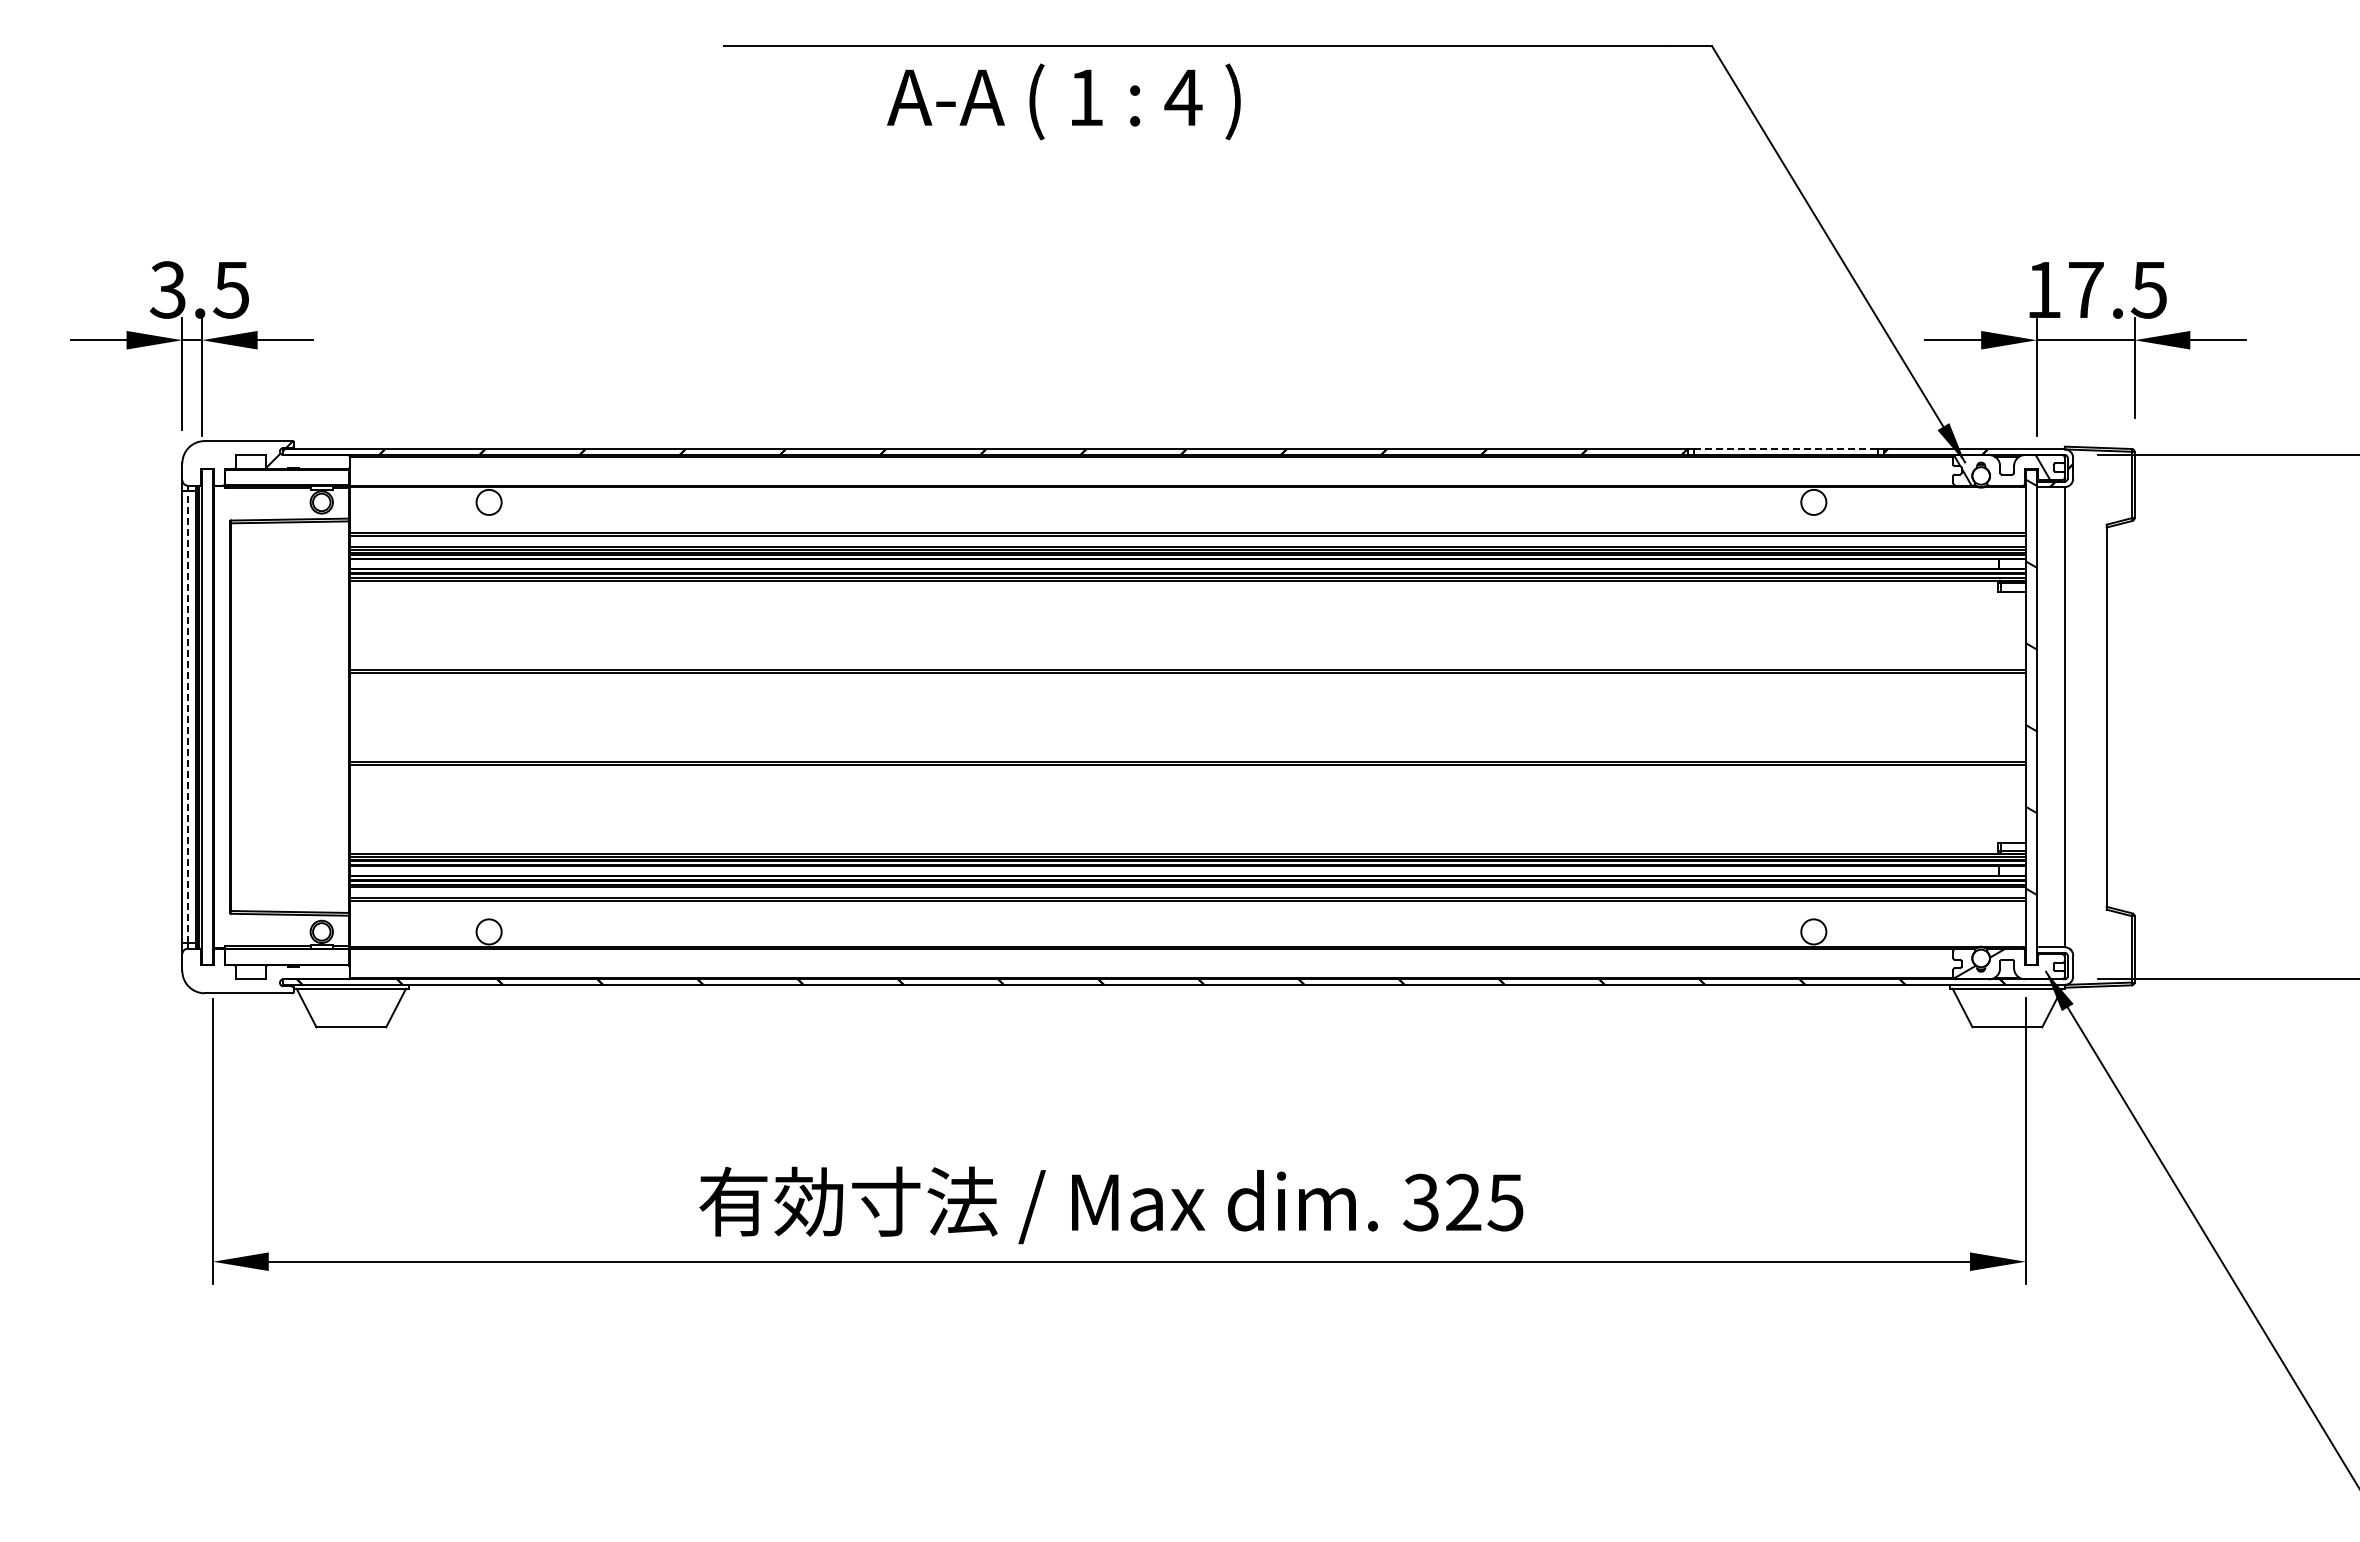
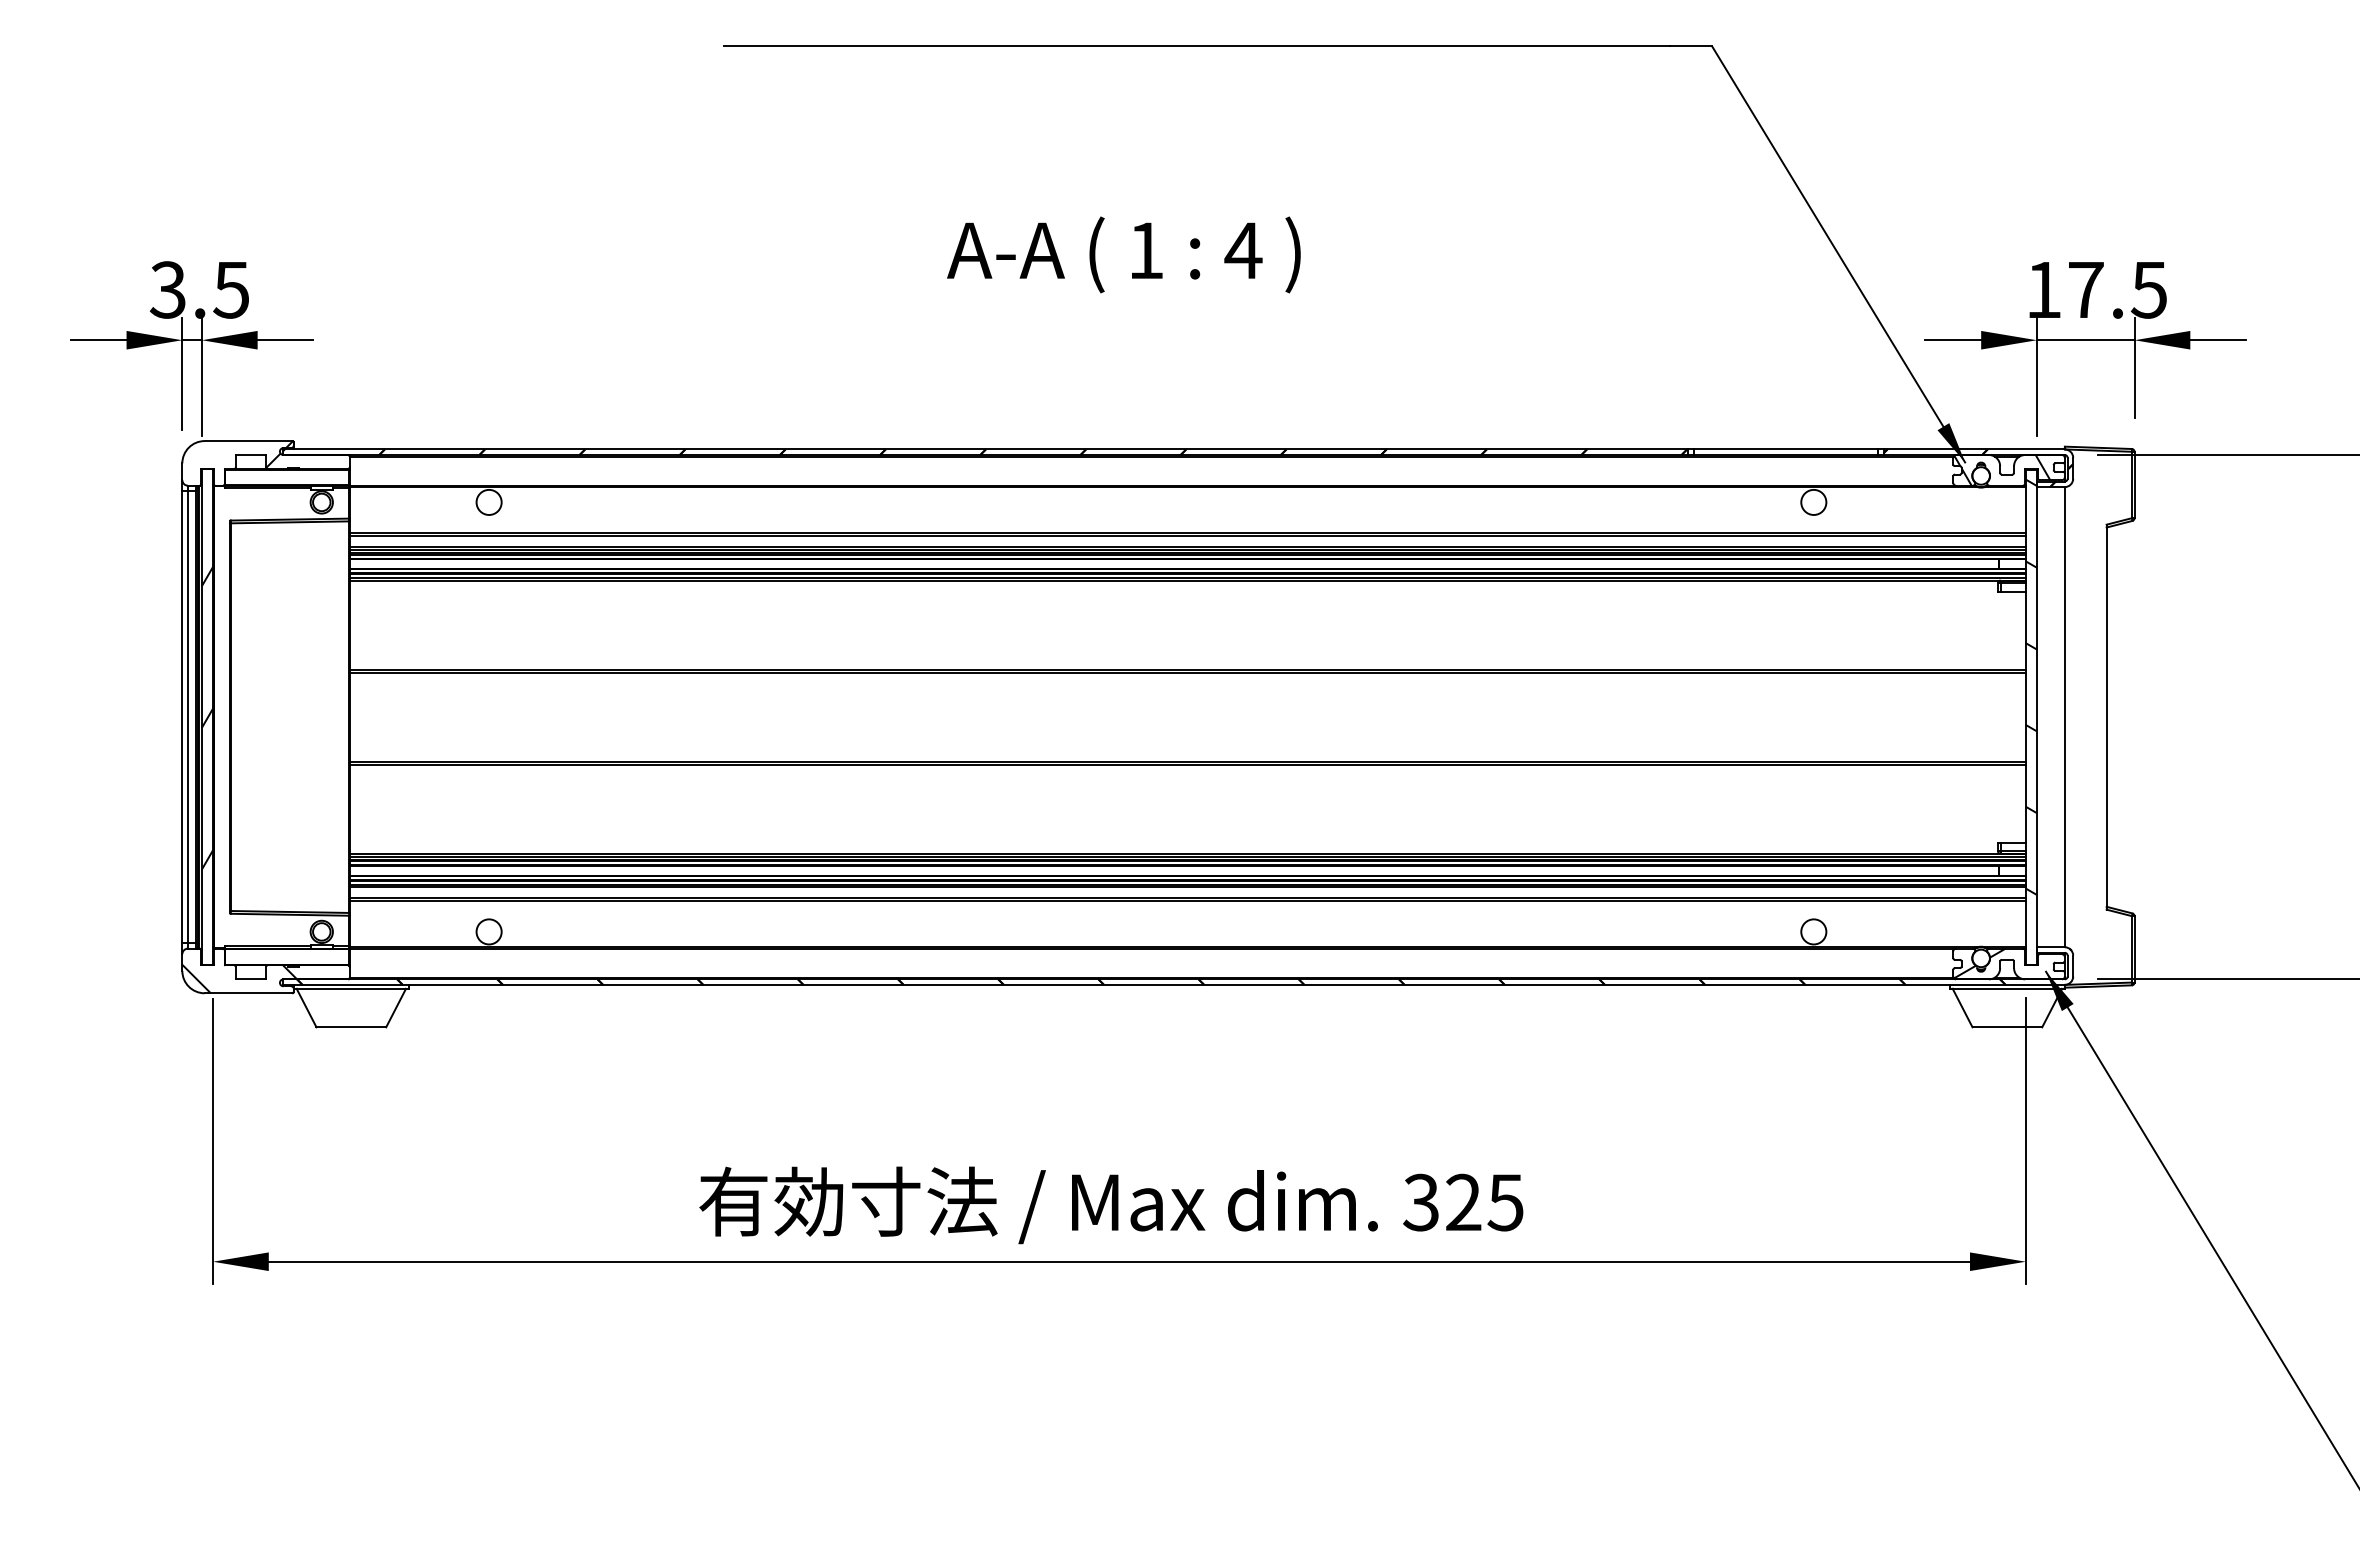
text position: (1063, 101) -> (1123, 254) (1123, 254)
line: dashed -> solid (1786, 449)
line: dashed -> solid (187, 717)
hatch: none -> present (207, 717)
hatch: none -> present (239, 978)
